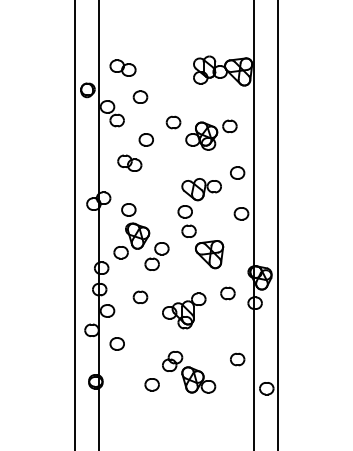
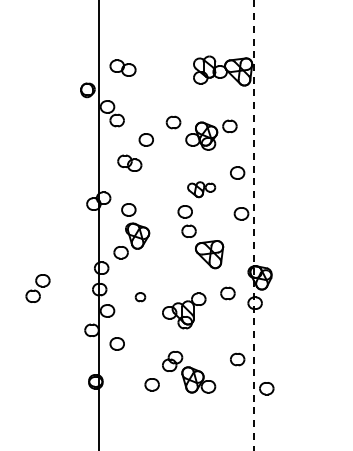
part: present -> none (140, 96)
part size: 41x24 px -> 30x18 px (201, 189)
line: present -> none (75, 224)
line: present -> none (277, 224)
line: solid -> dashed (254, 225)
part position: (156, 256) -> (37, 288) (37, 288)
part size: 17x14 px -> 13x11 px (140, 297)
